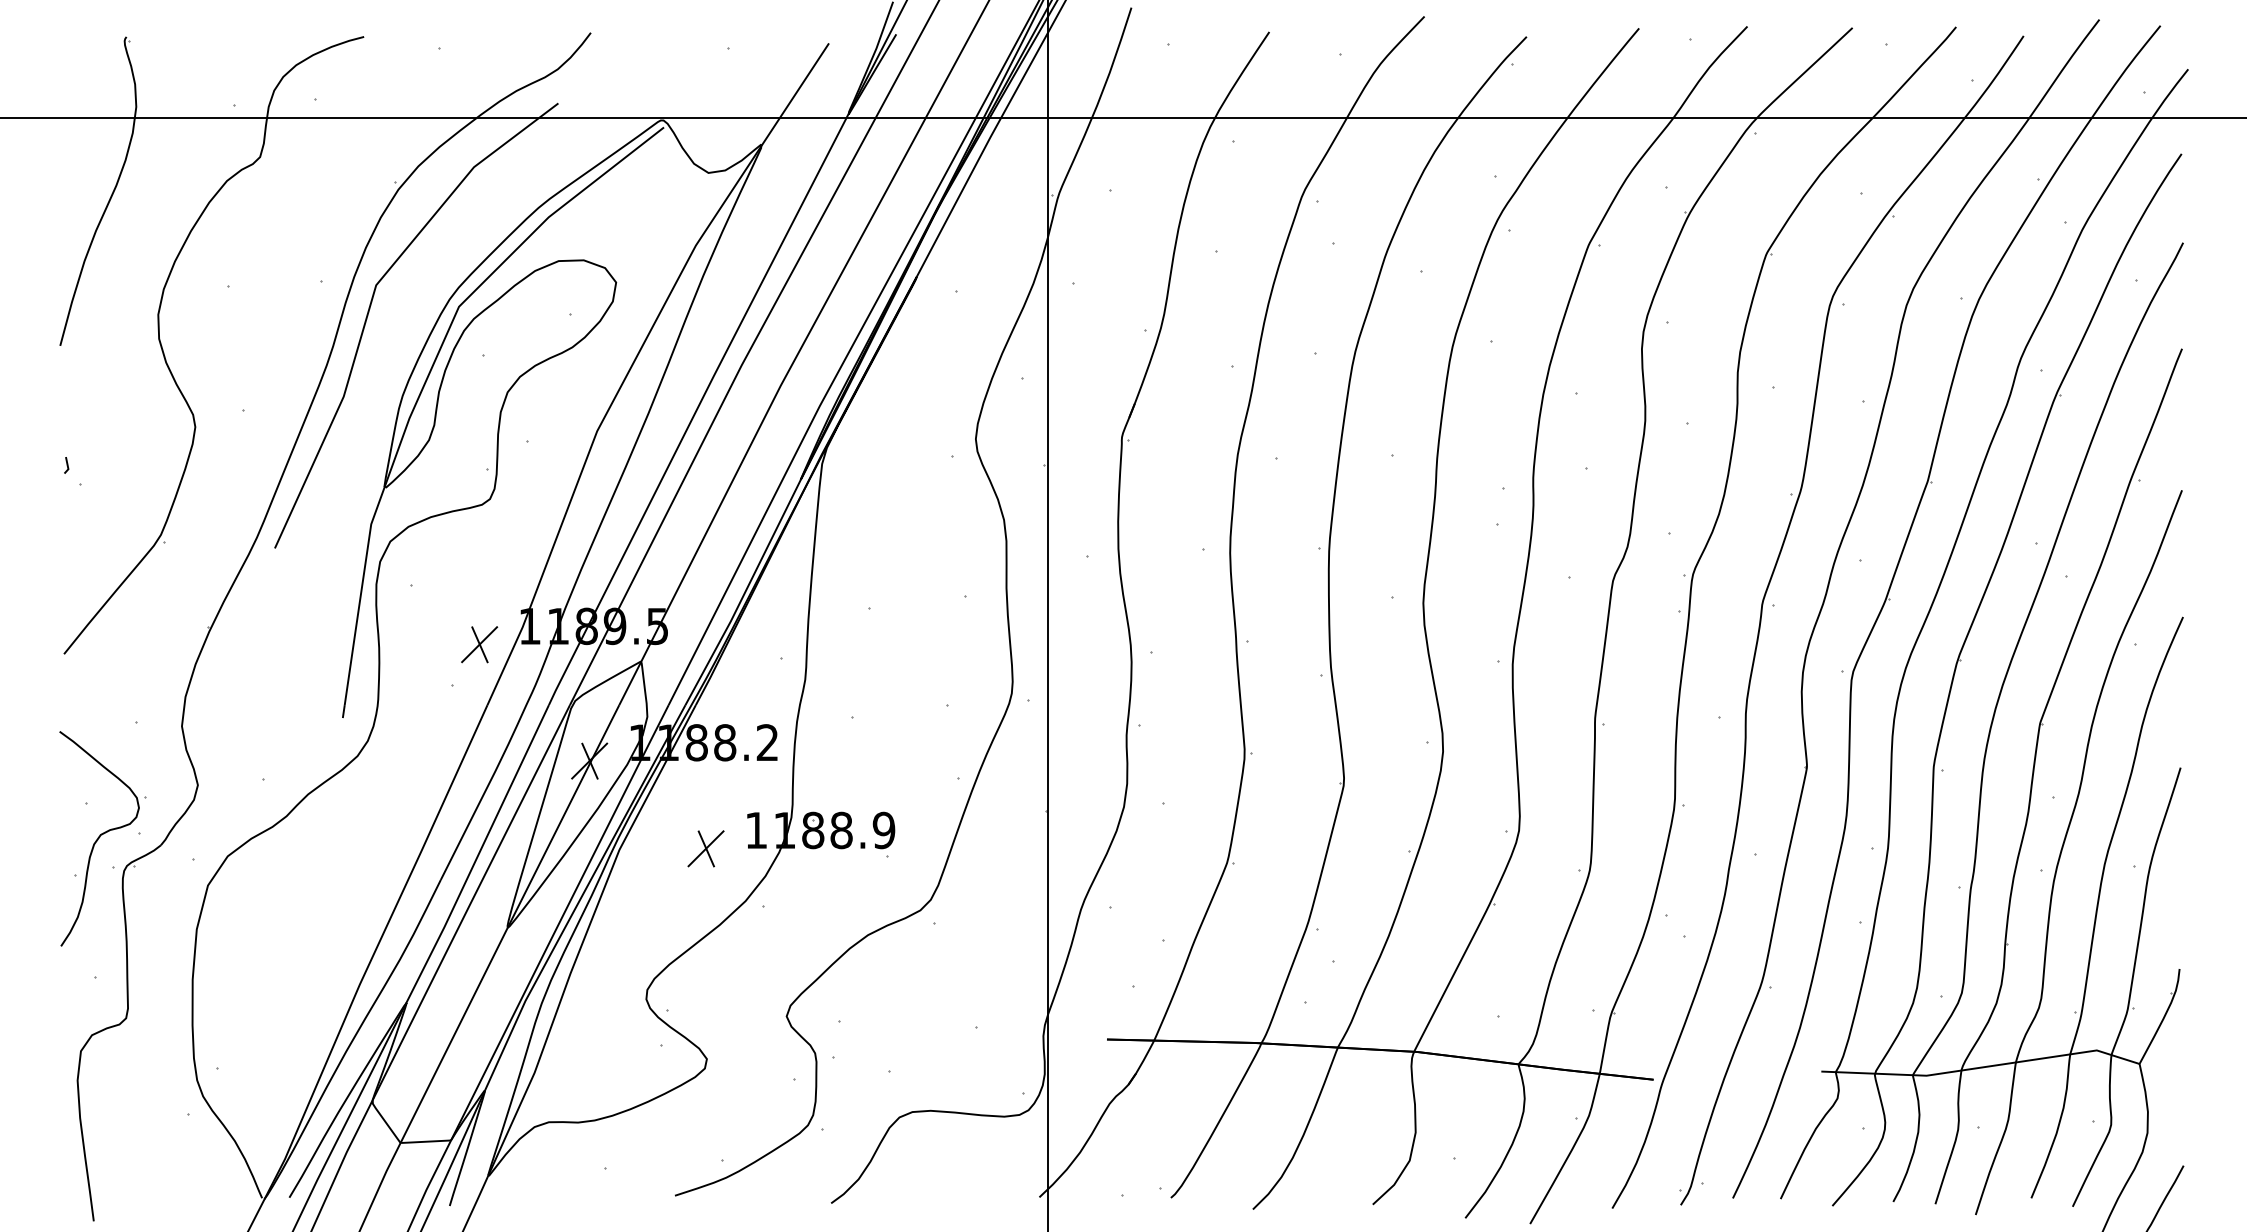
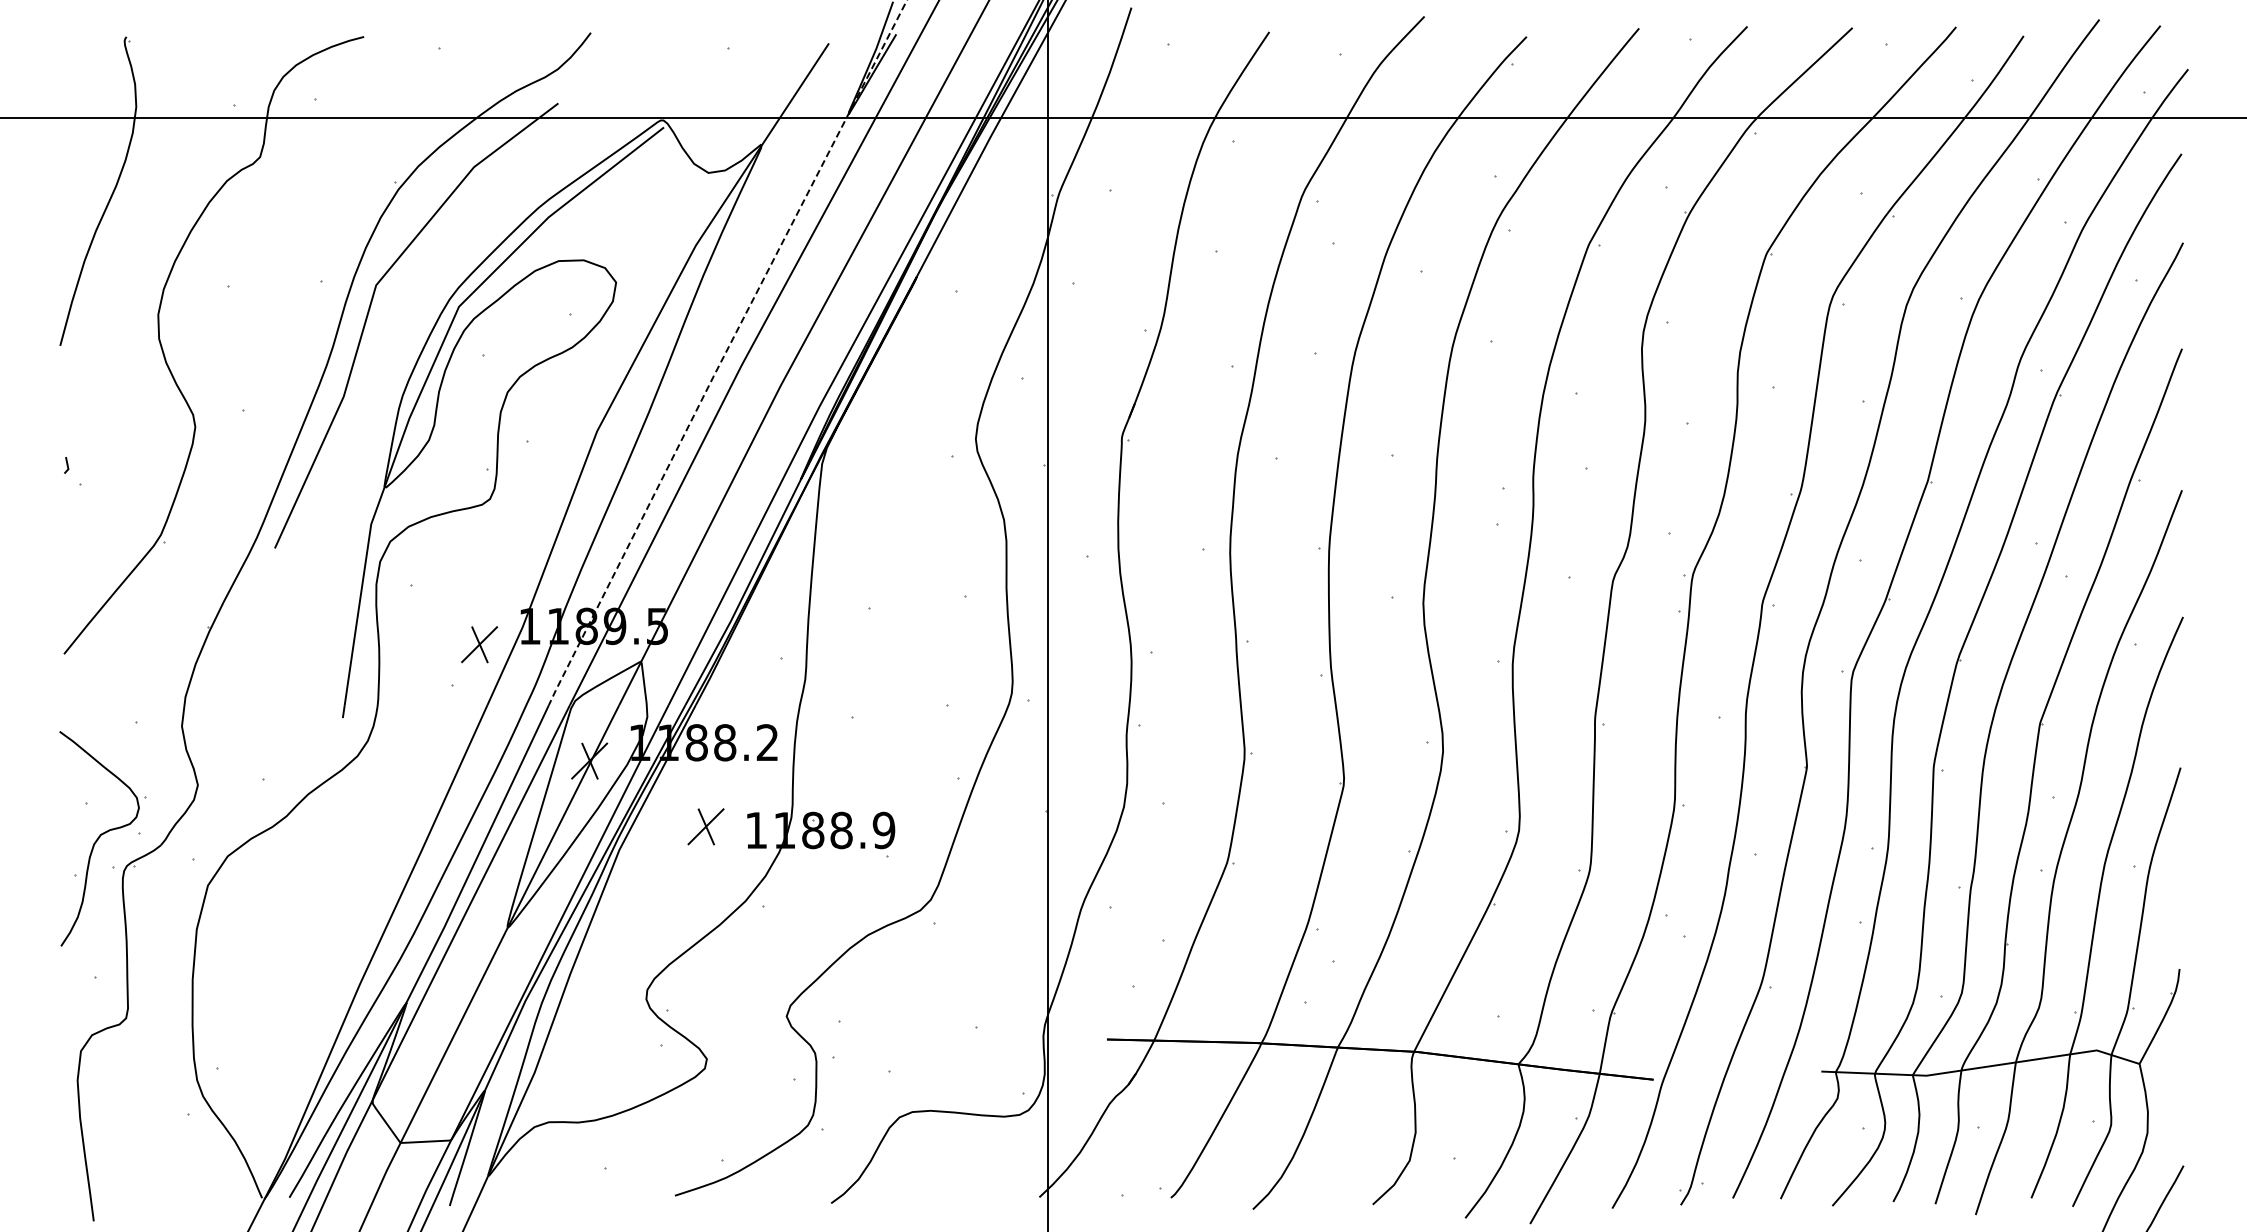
line: solid -> dashed (725, 352)
part position: (705, 848) -> (705, 826) (705, 826)
